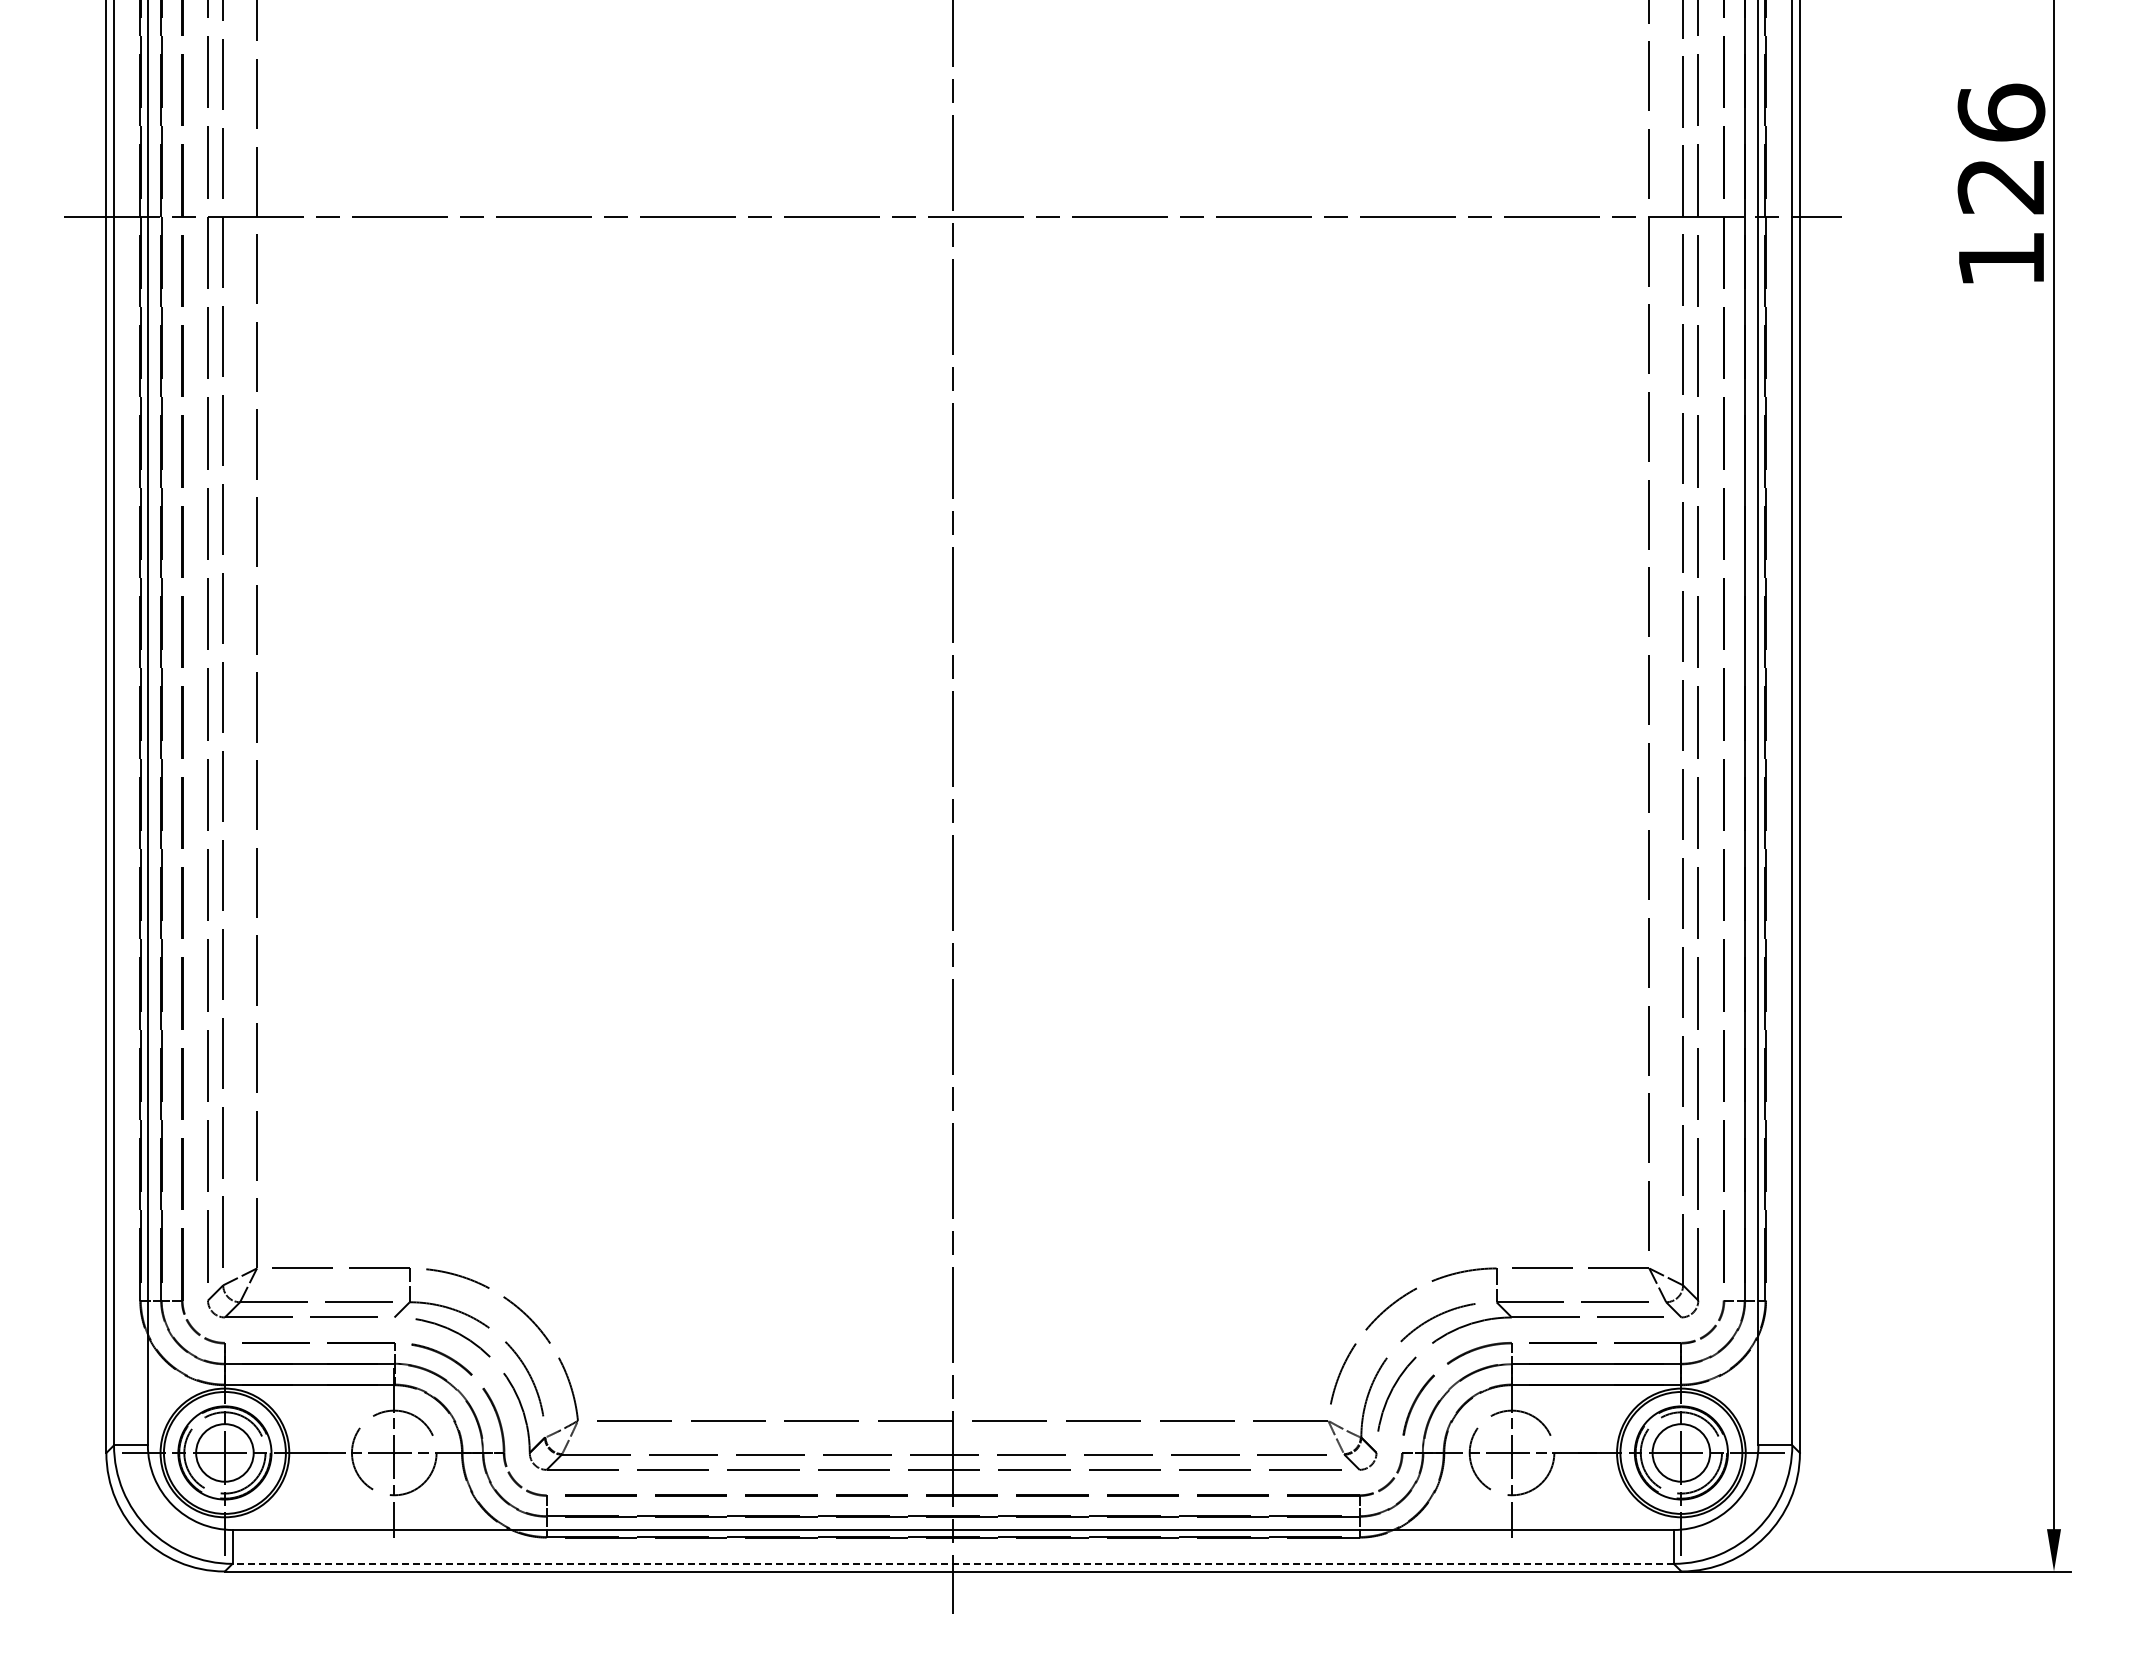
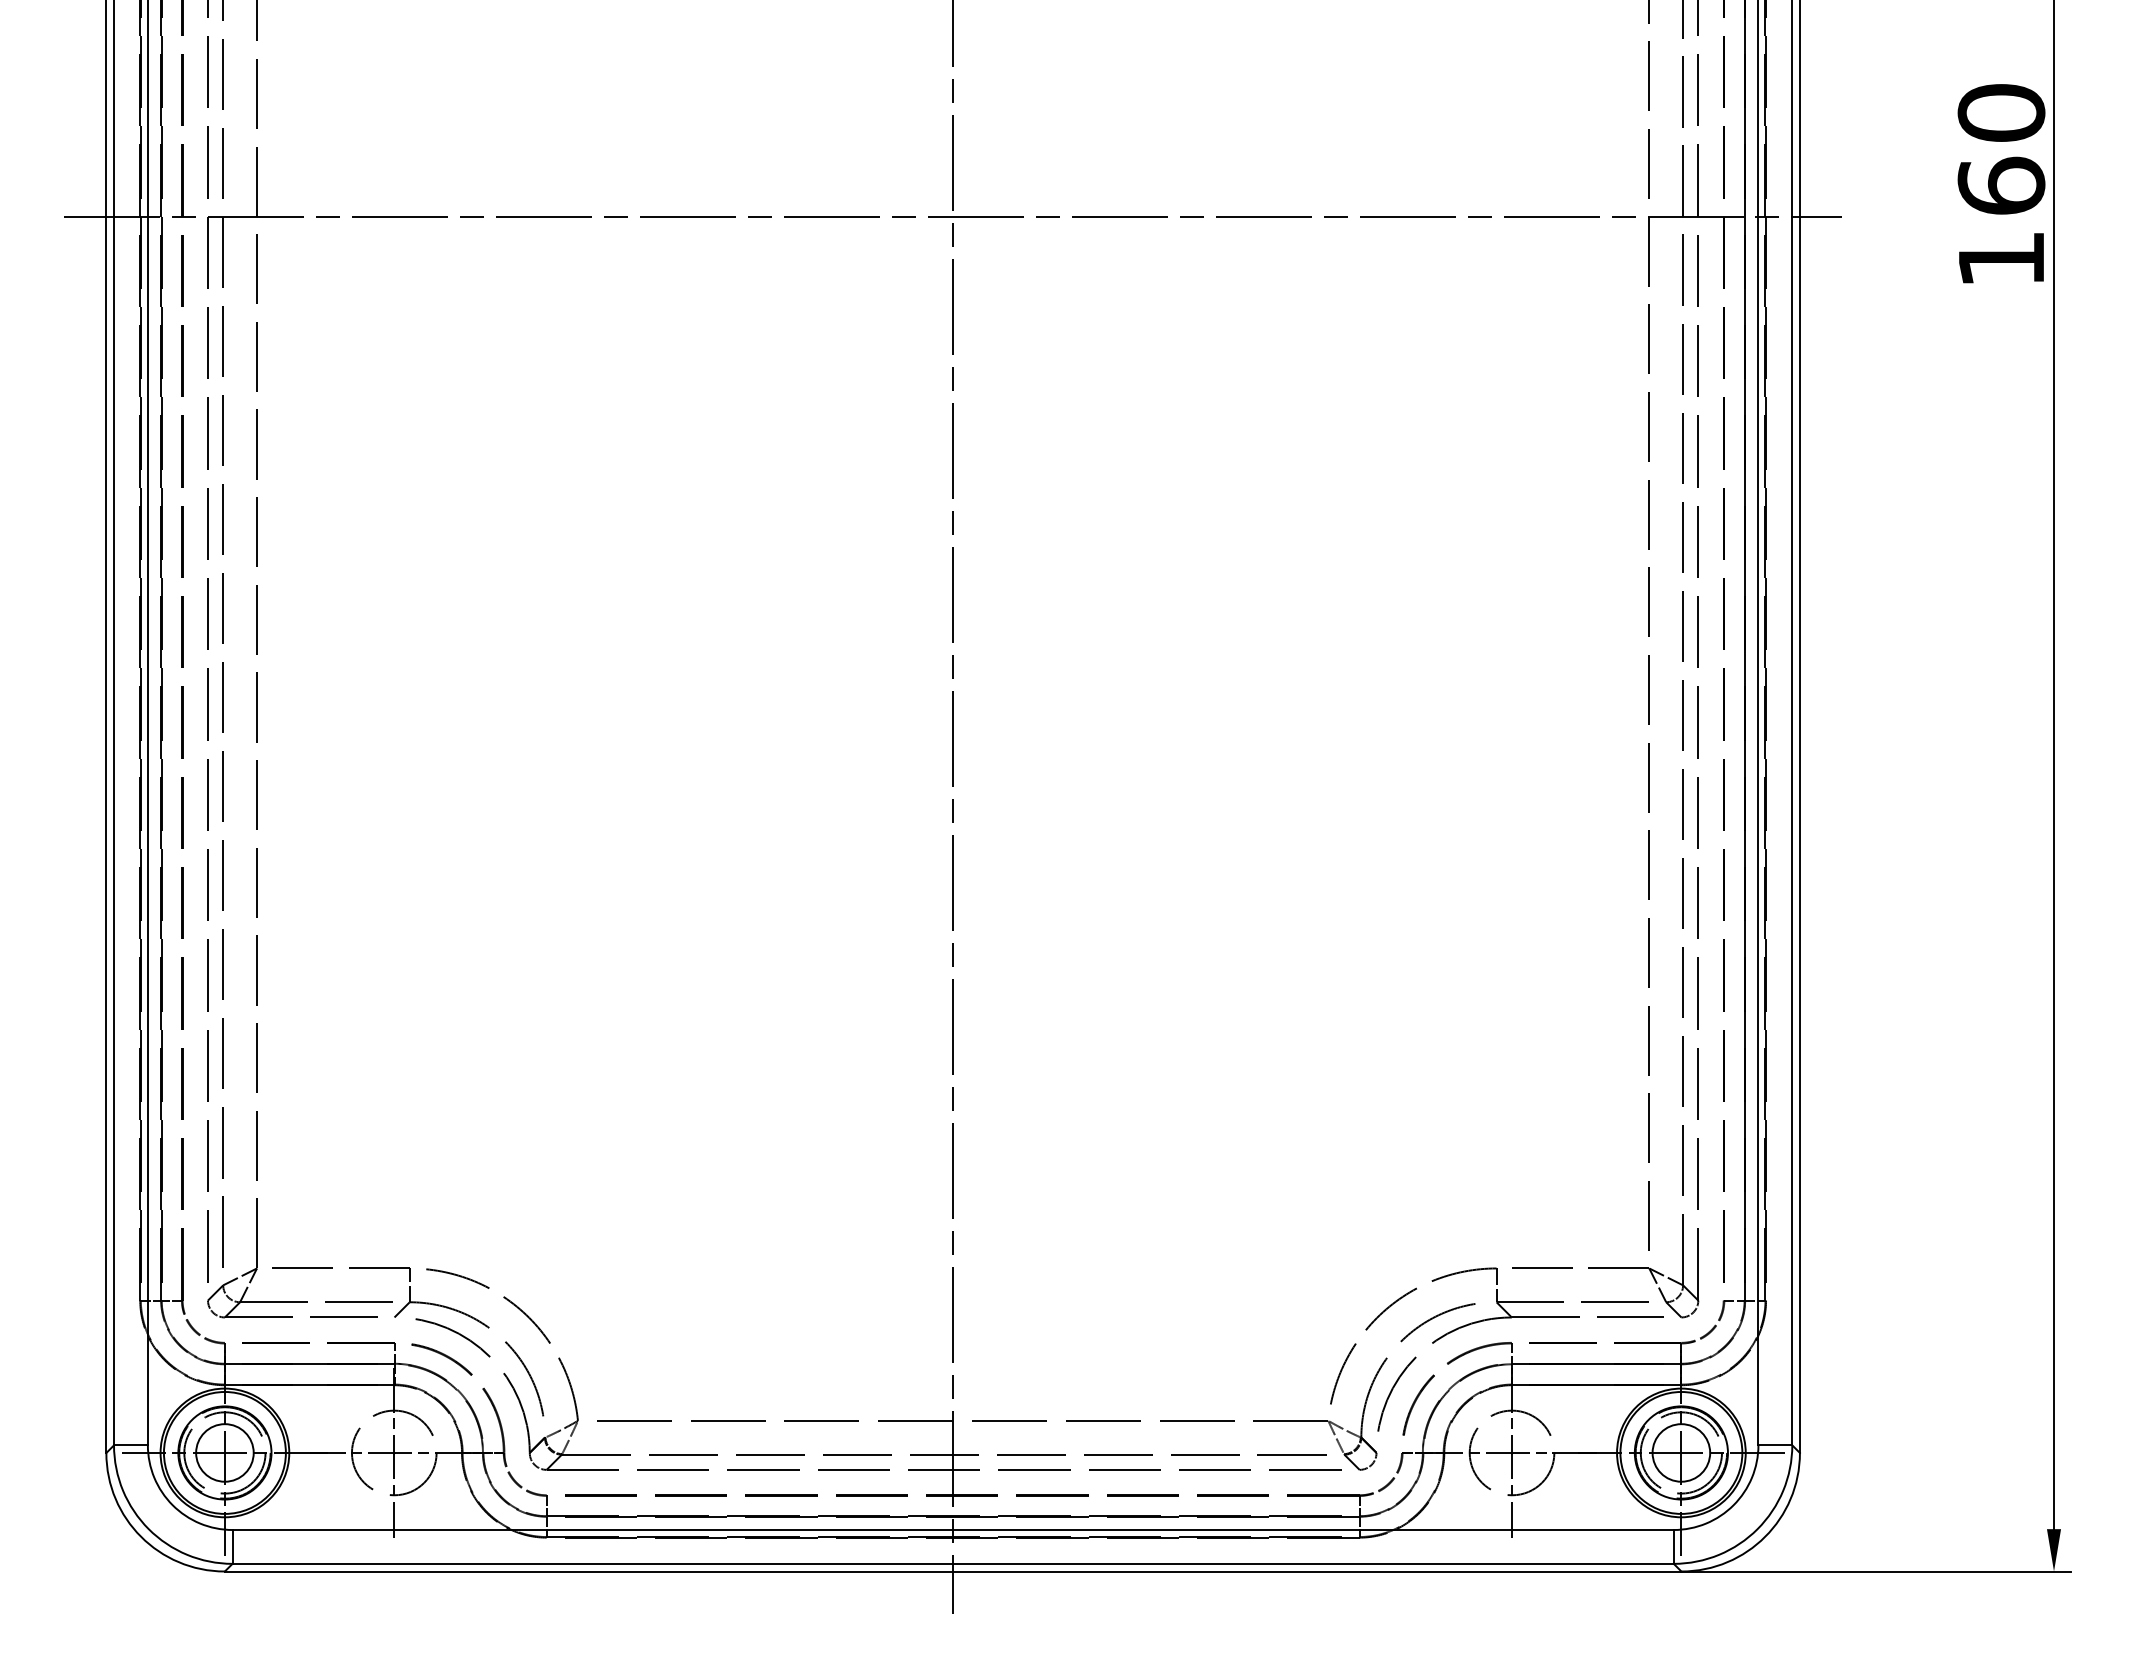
text: 126 -> 160 (2001, 148)
line: dashed -> solid (953, 1563)
